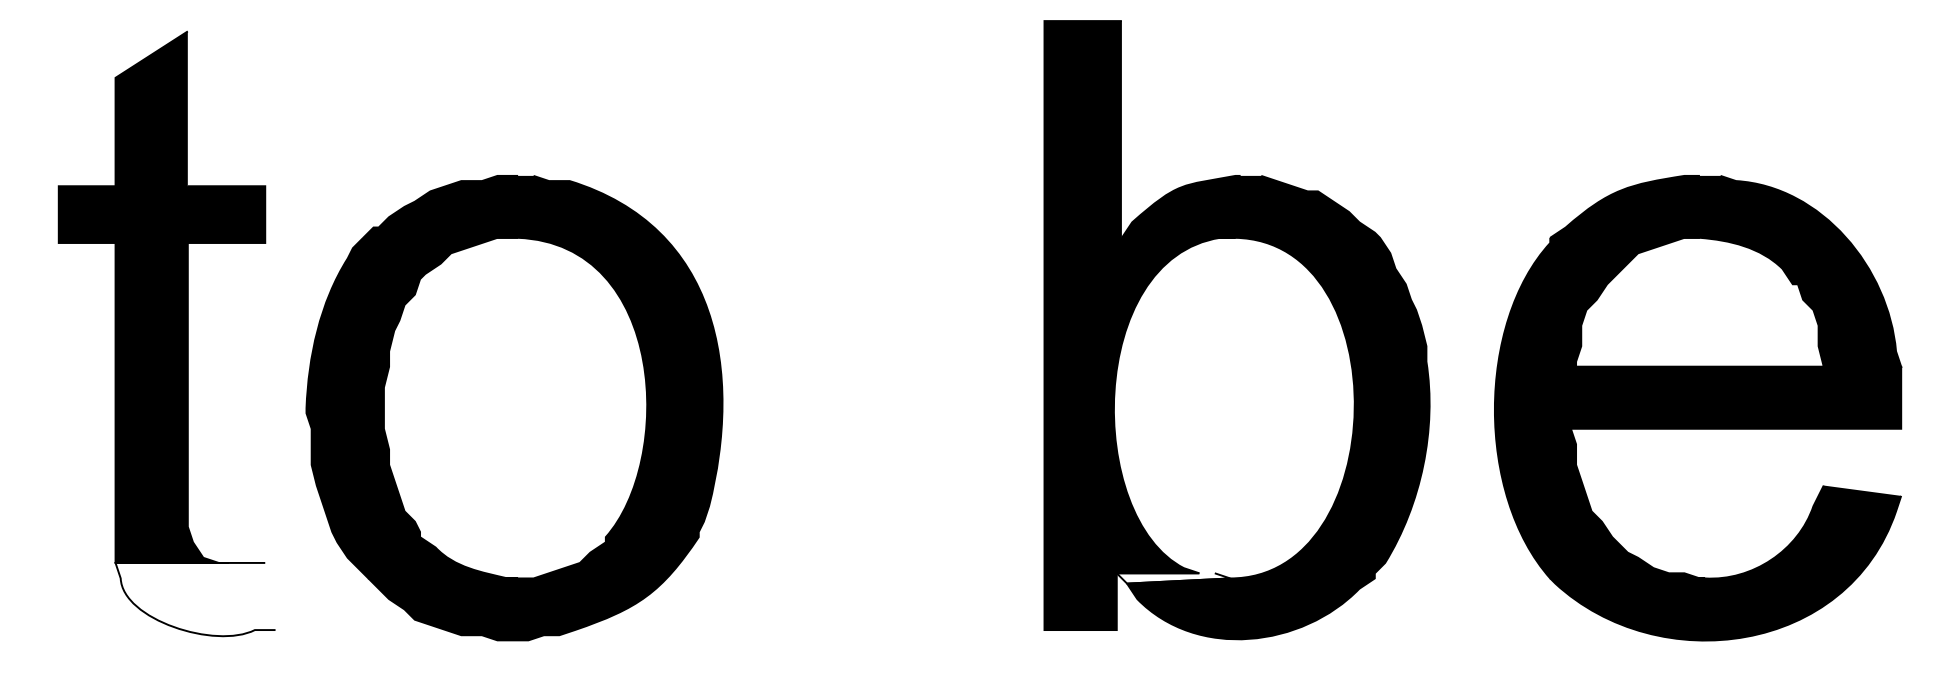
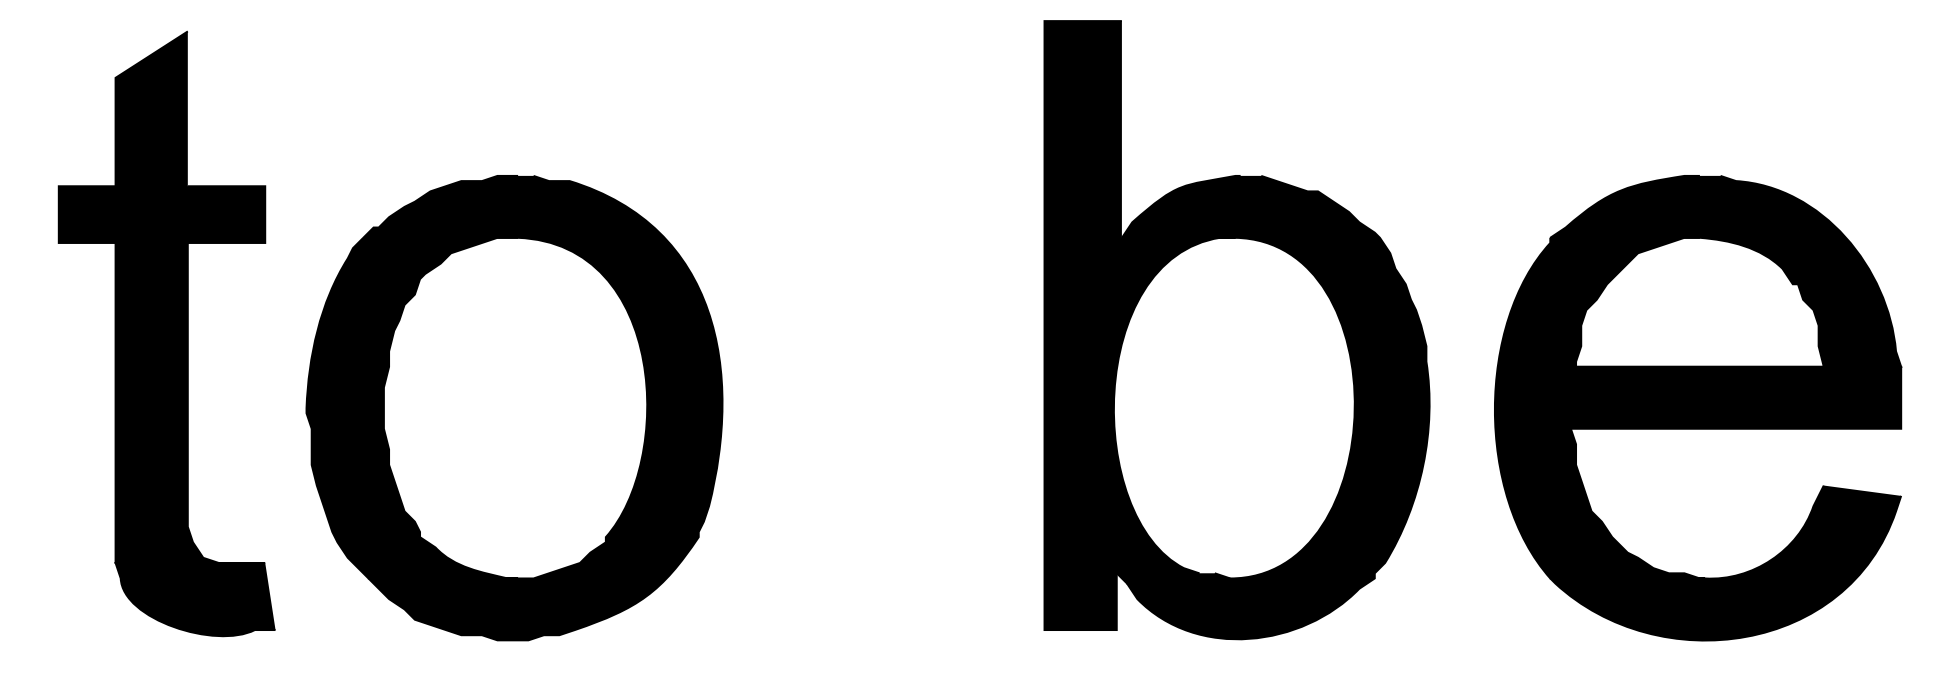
fill: none -> present (1173, 578)
fill: none -> present (195, 599)
